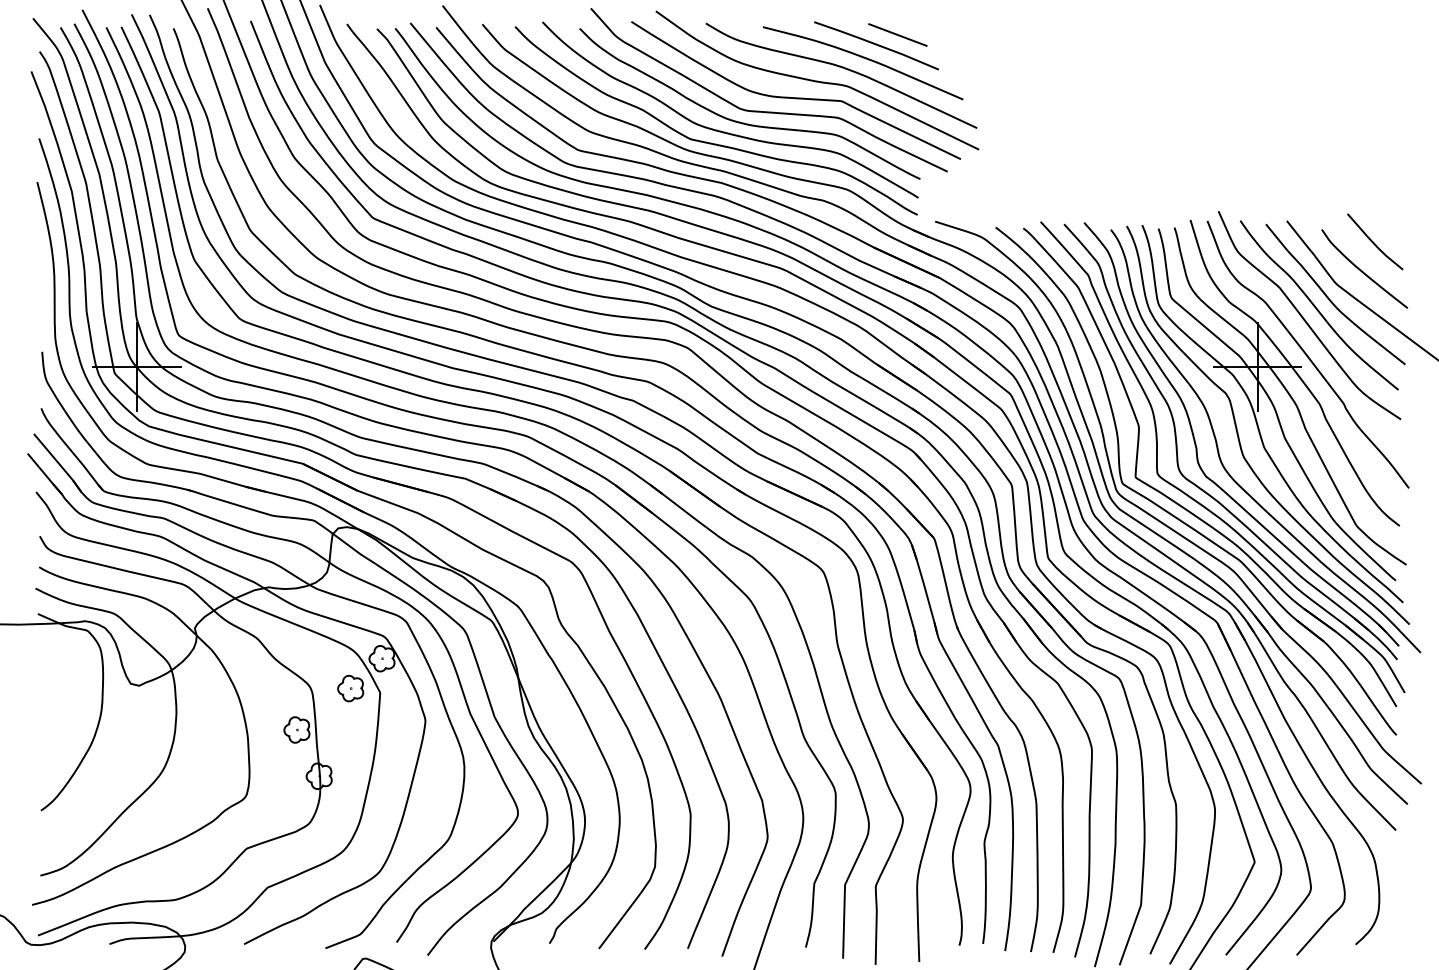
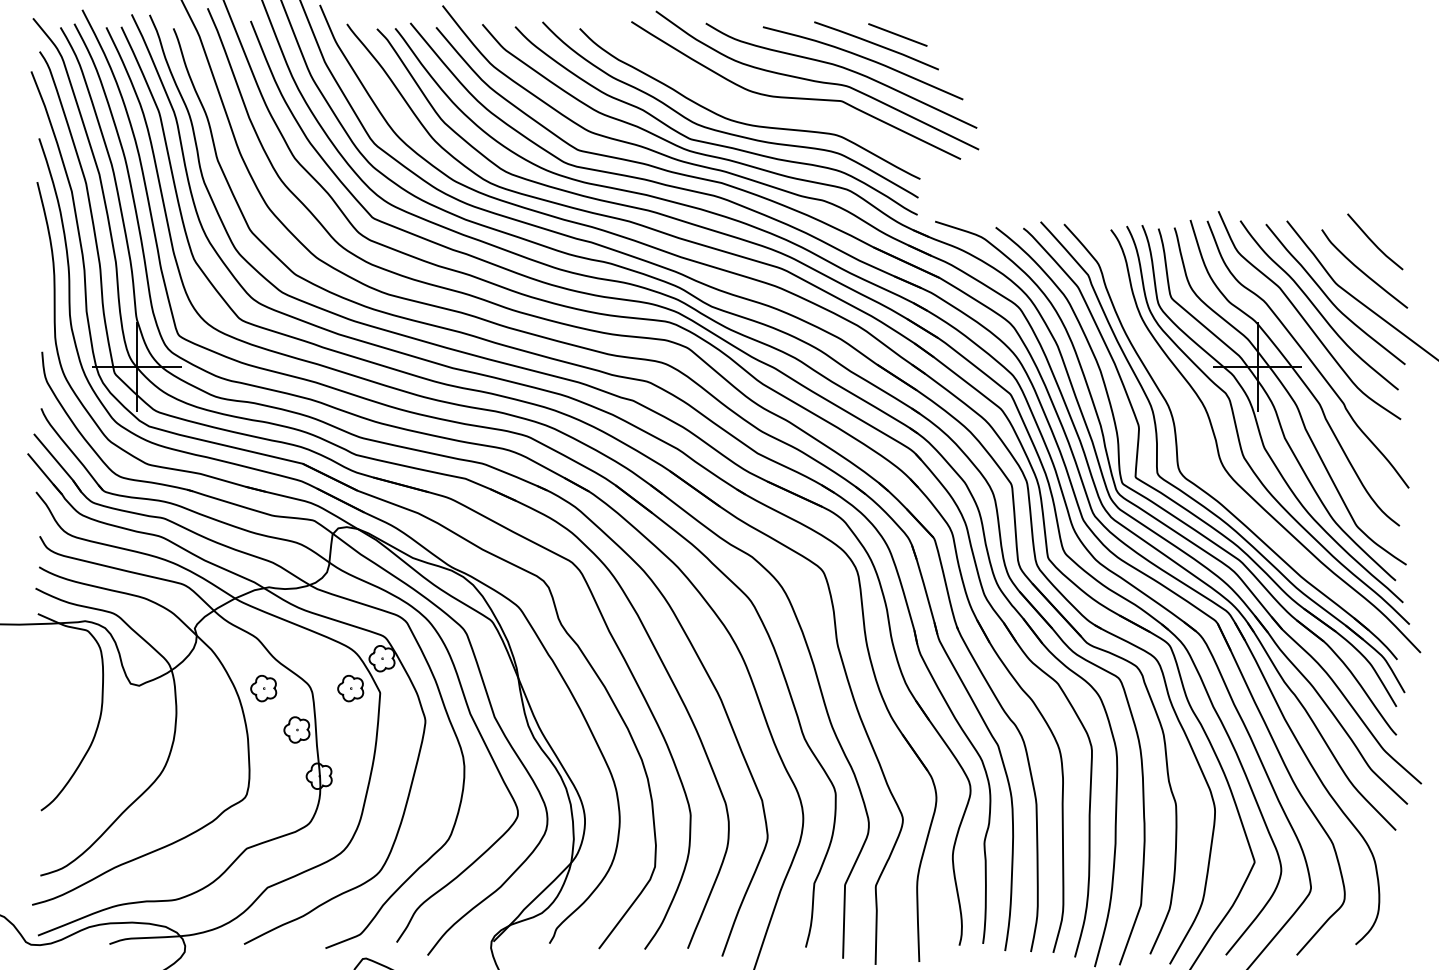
curve: present -> none (768, 111)
part: present -> none (1197, 447)
part: none -> present (263, 688)
